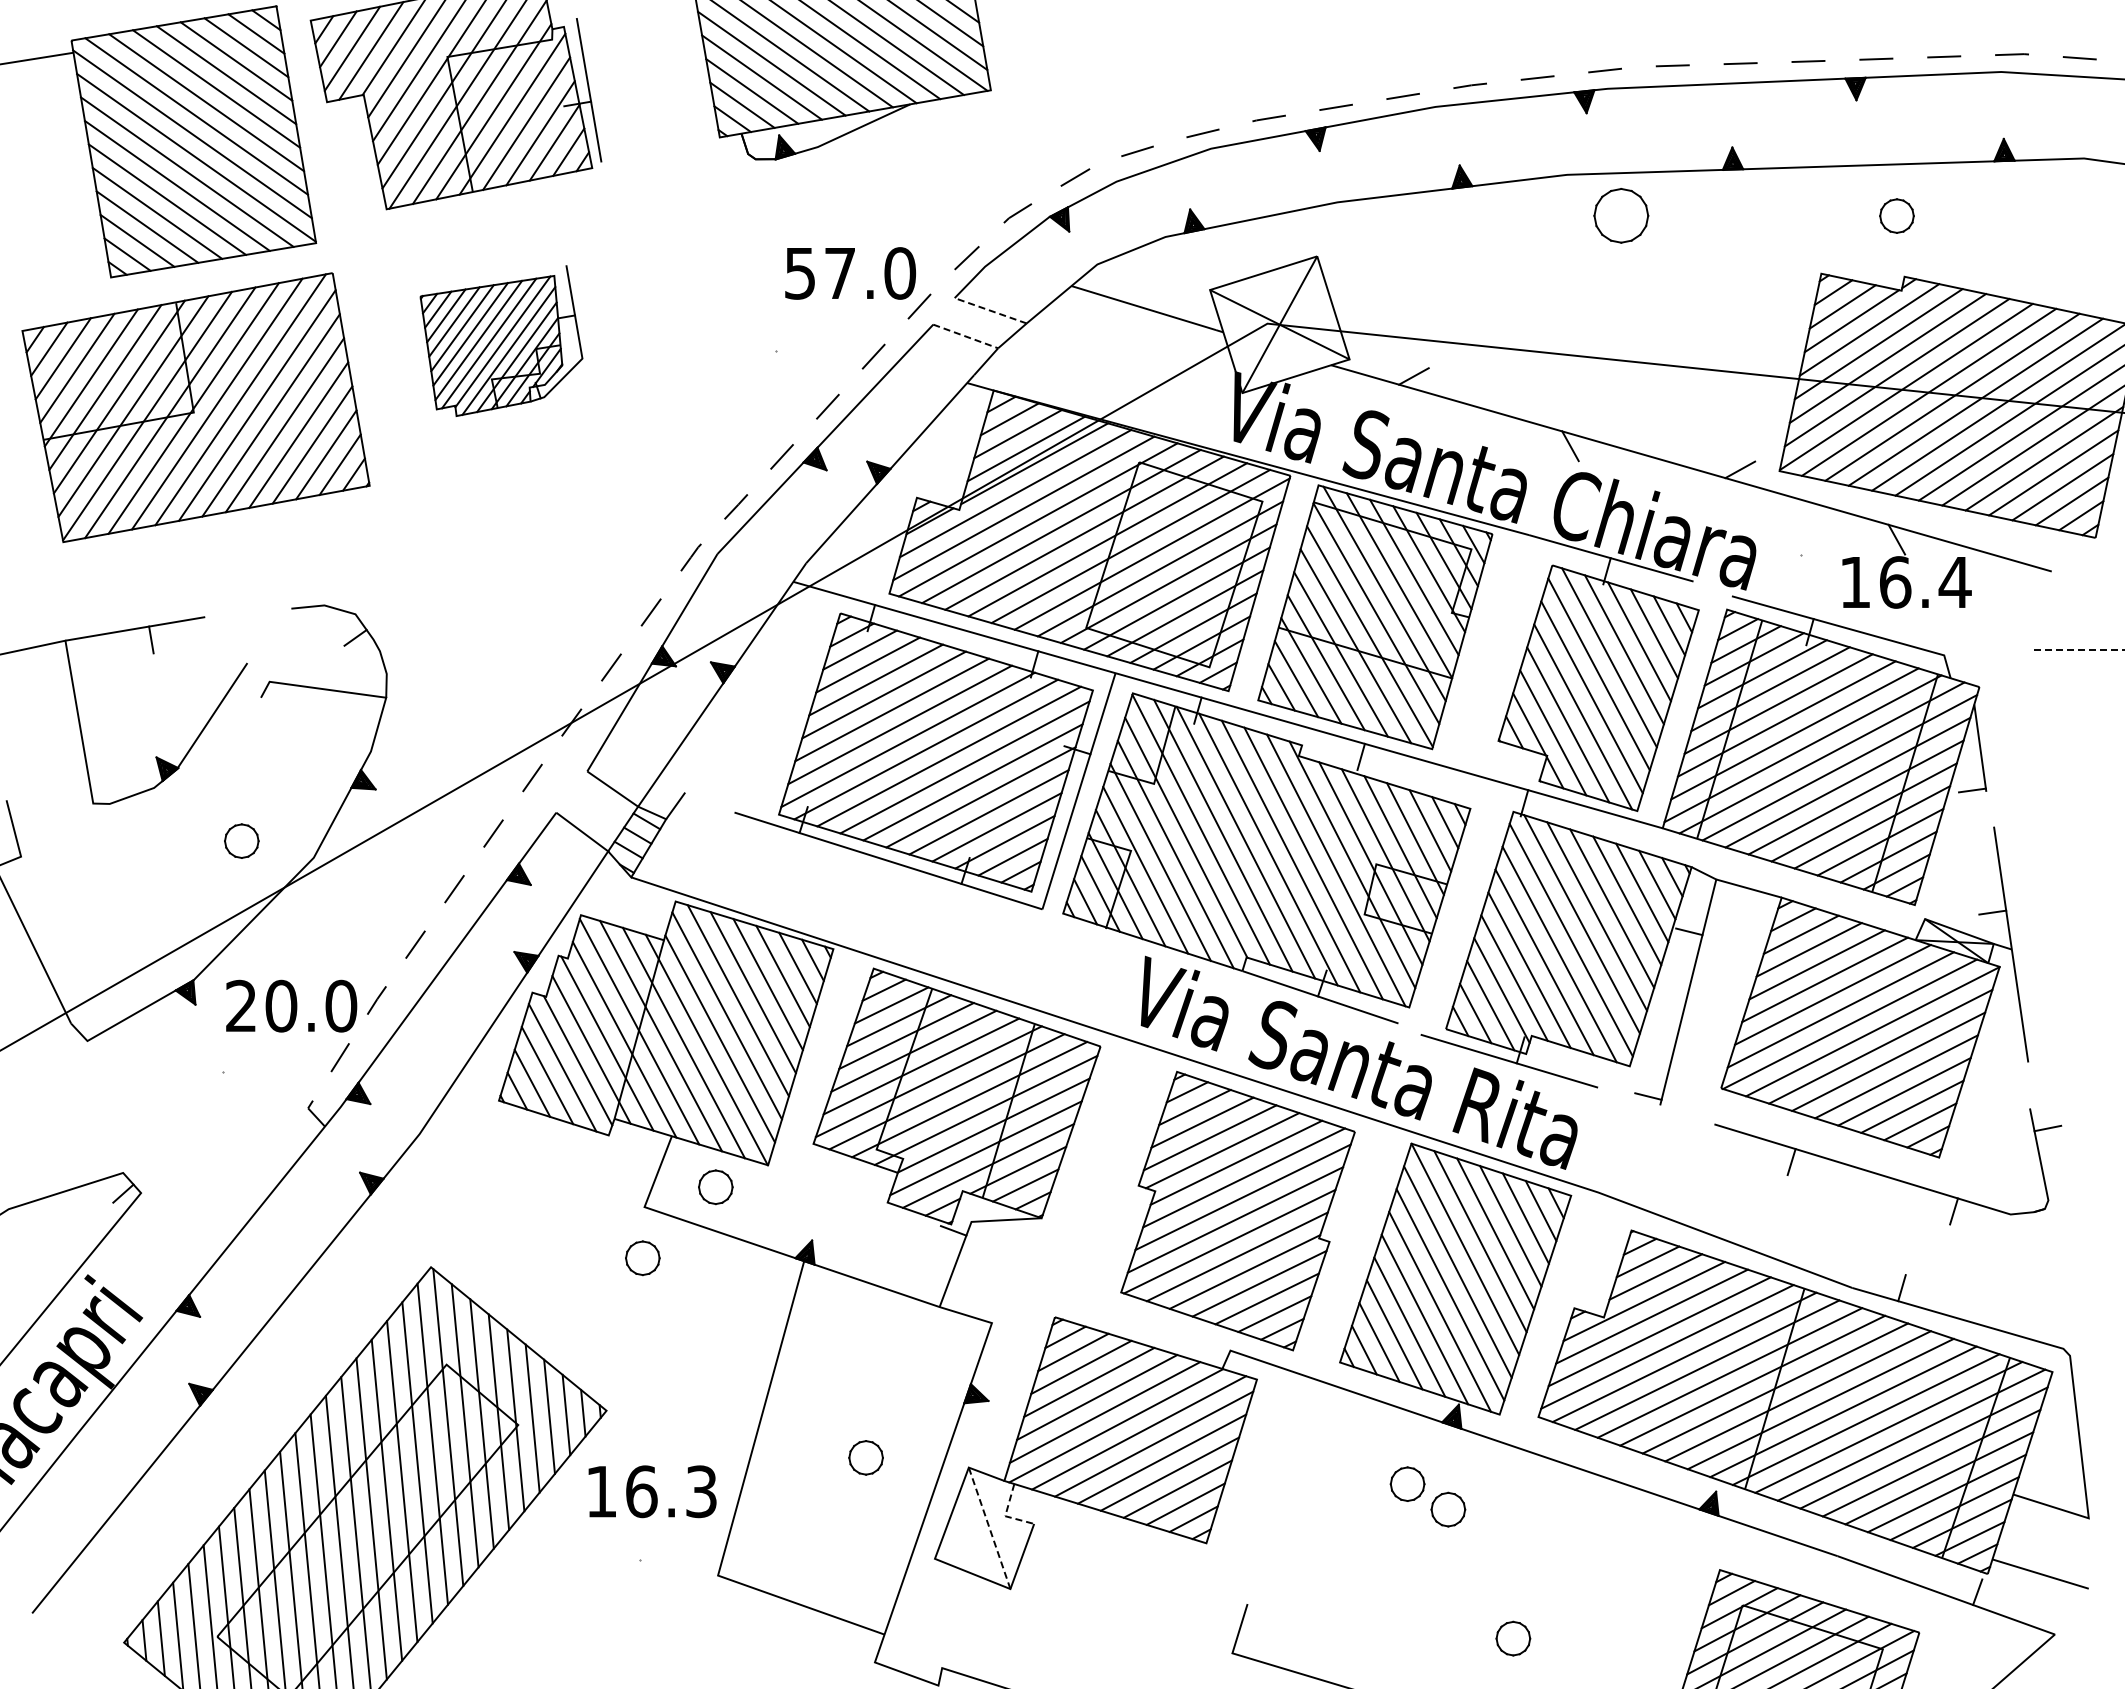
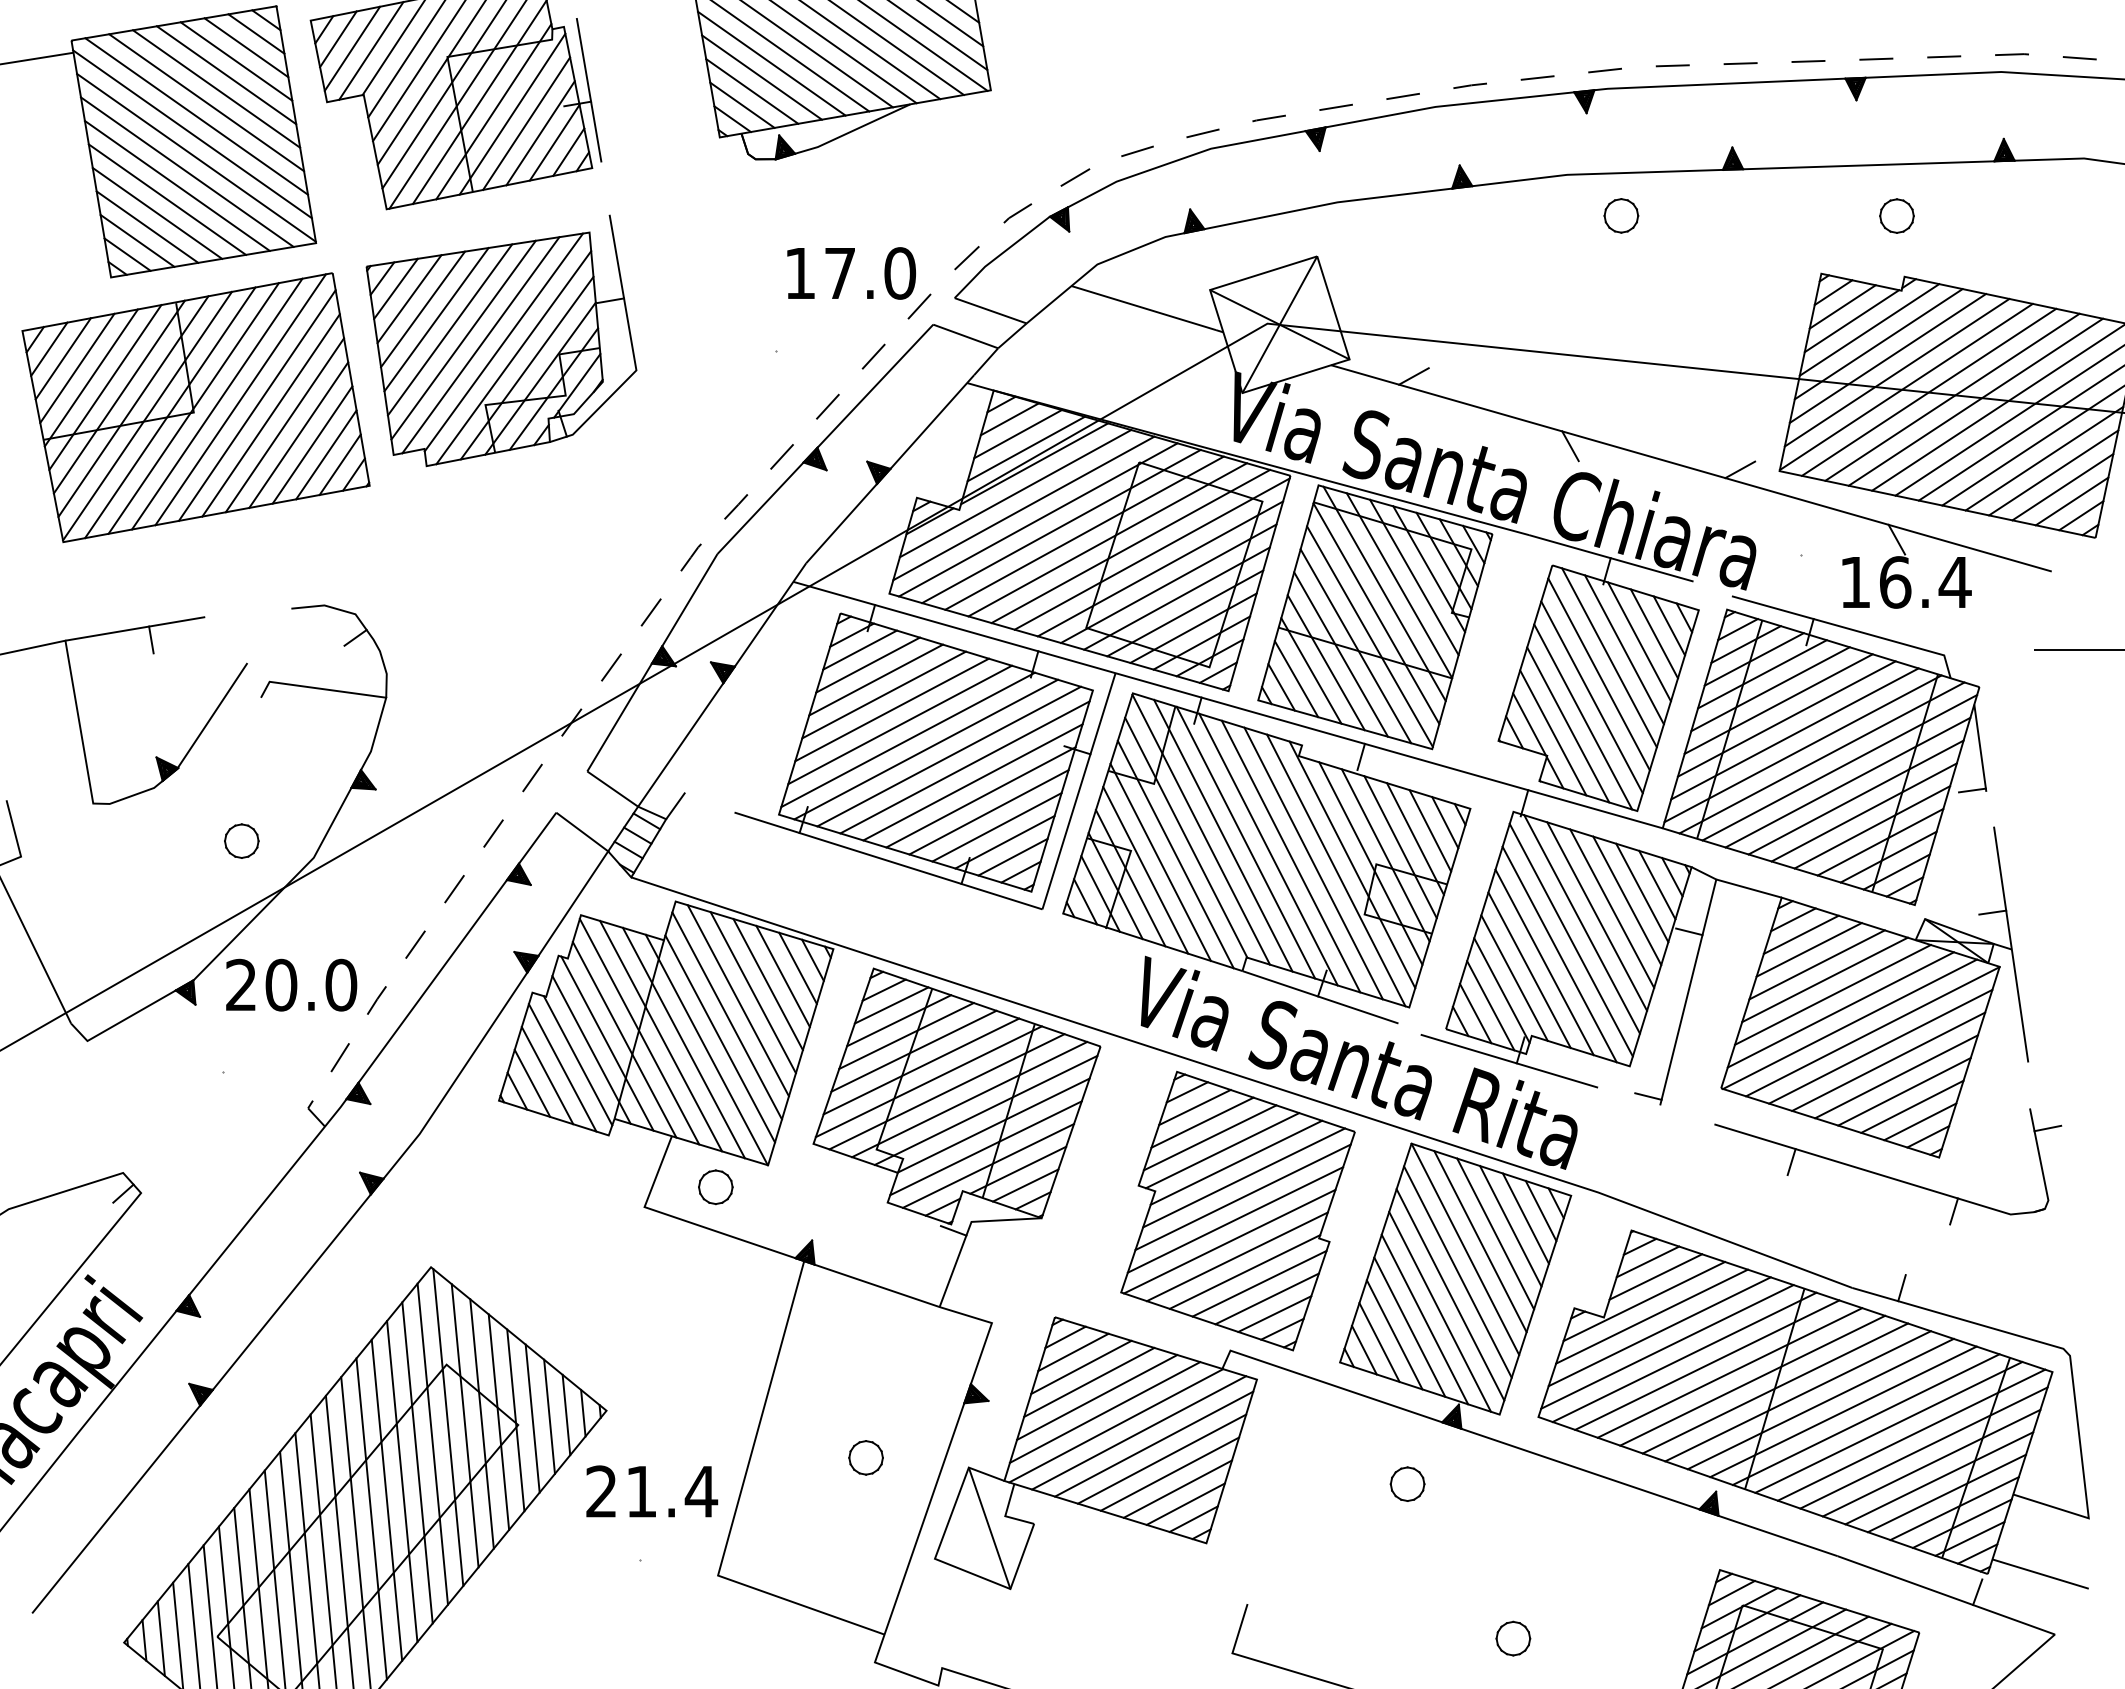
part size: 57x56 px -> 37x36 px (1621, 215)
text: 57.0 -> 17.0 (799, 273)
line: dashed -> solid (990, 310)
line: dashed -> solid (965, 336)
part size: 165x152 px -> 273x254 px (501, 340)
line: dashed -> solid (2079, 650)
text position: (291, 1005) -> (291, 984) (291, 984)
part: present -> none (642, 1258)
text: 16.3 -> 21.4 (652, 1491)
part: present -> none (1448, 1509)
line: dashed -> solid (1005, 1515)
line: dashed -> solid (989, 1527)
